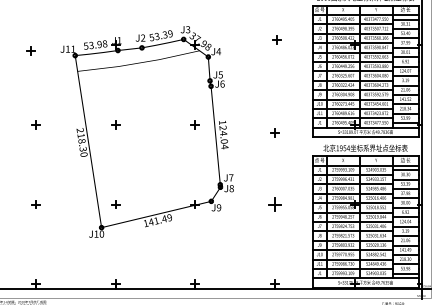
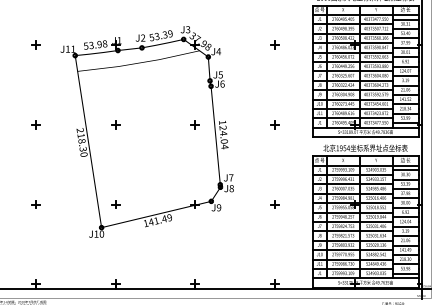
part position: (276, 39) -> (274, 44) (274, 44)
part position: (30, 50) -> (35, 44) (35, 44)
part position: (274, 132) -> (274, 124) (274, 124)
part size: 14x15 px -> 10x9 px (274, 204)
